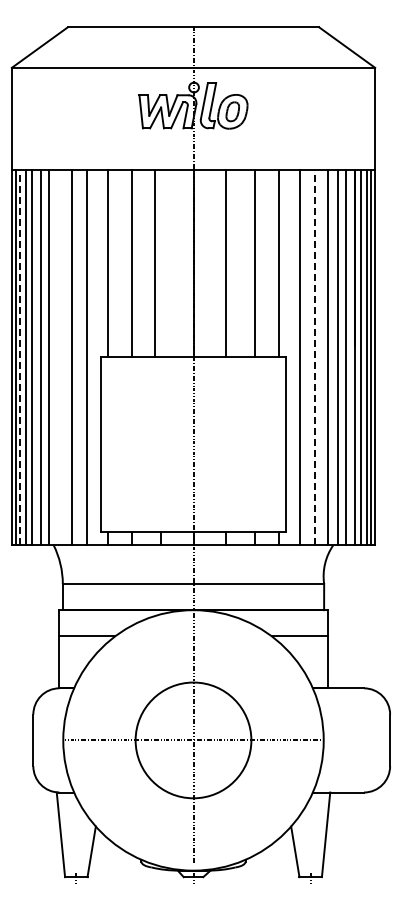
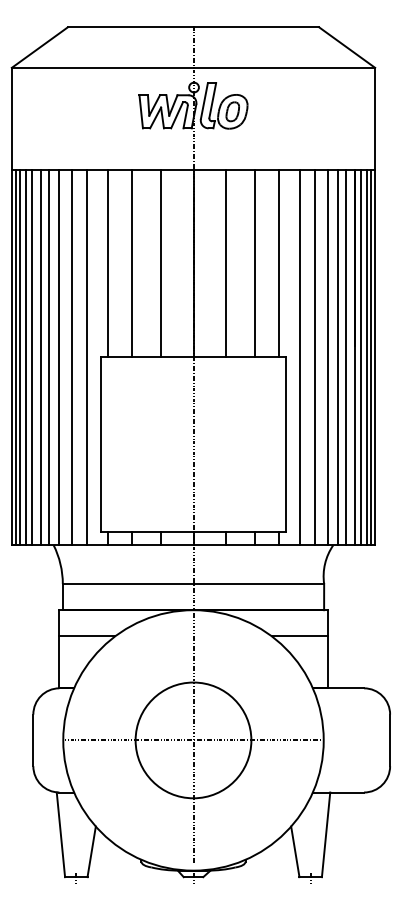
line position: (154, 262) -> (160, 262) (160, 262)
line: dashed -> solid (20, 357)
line: none -> present (59, 357)
line: dashed -> solid (314, 357)
